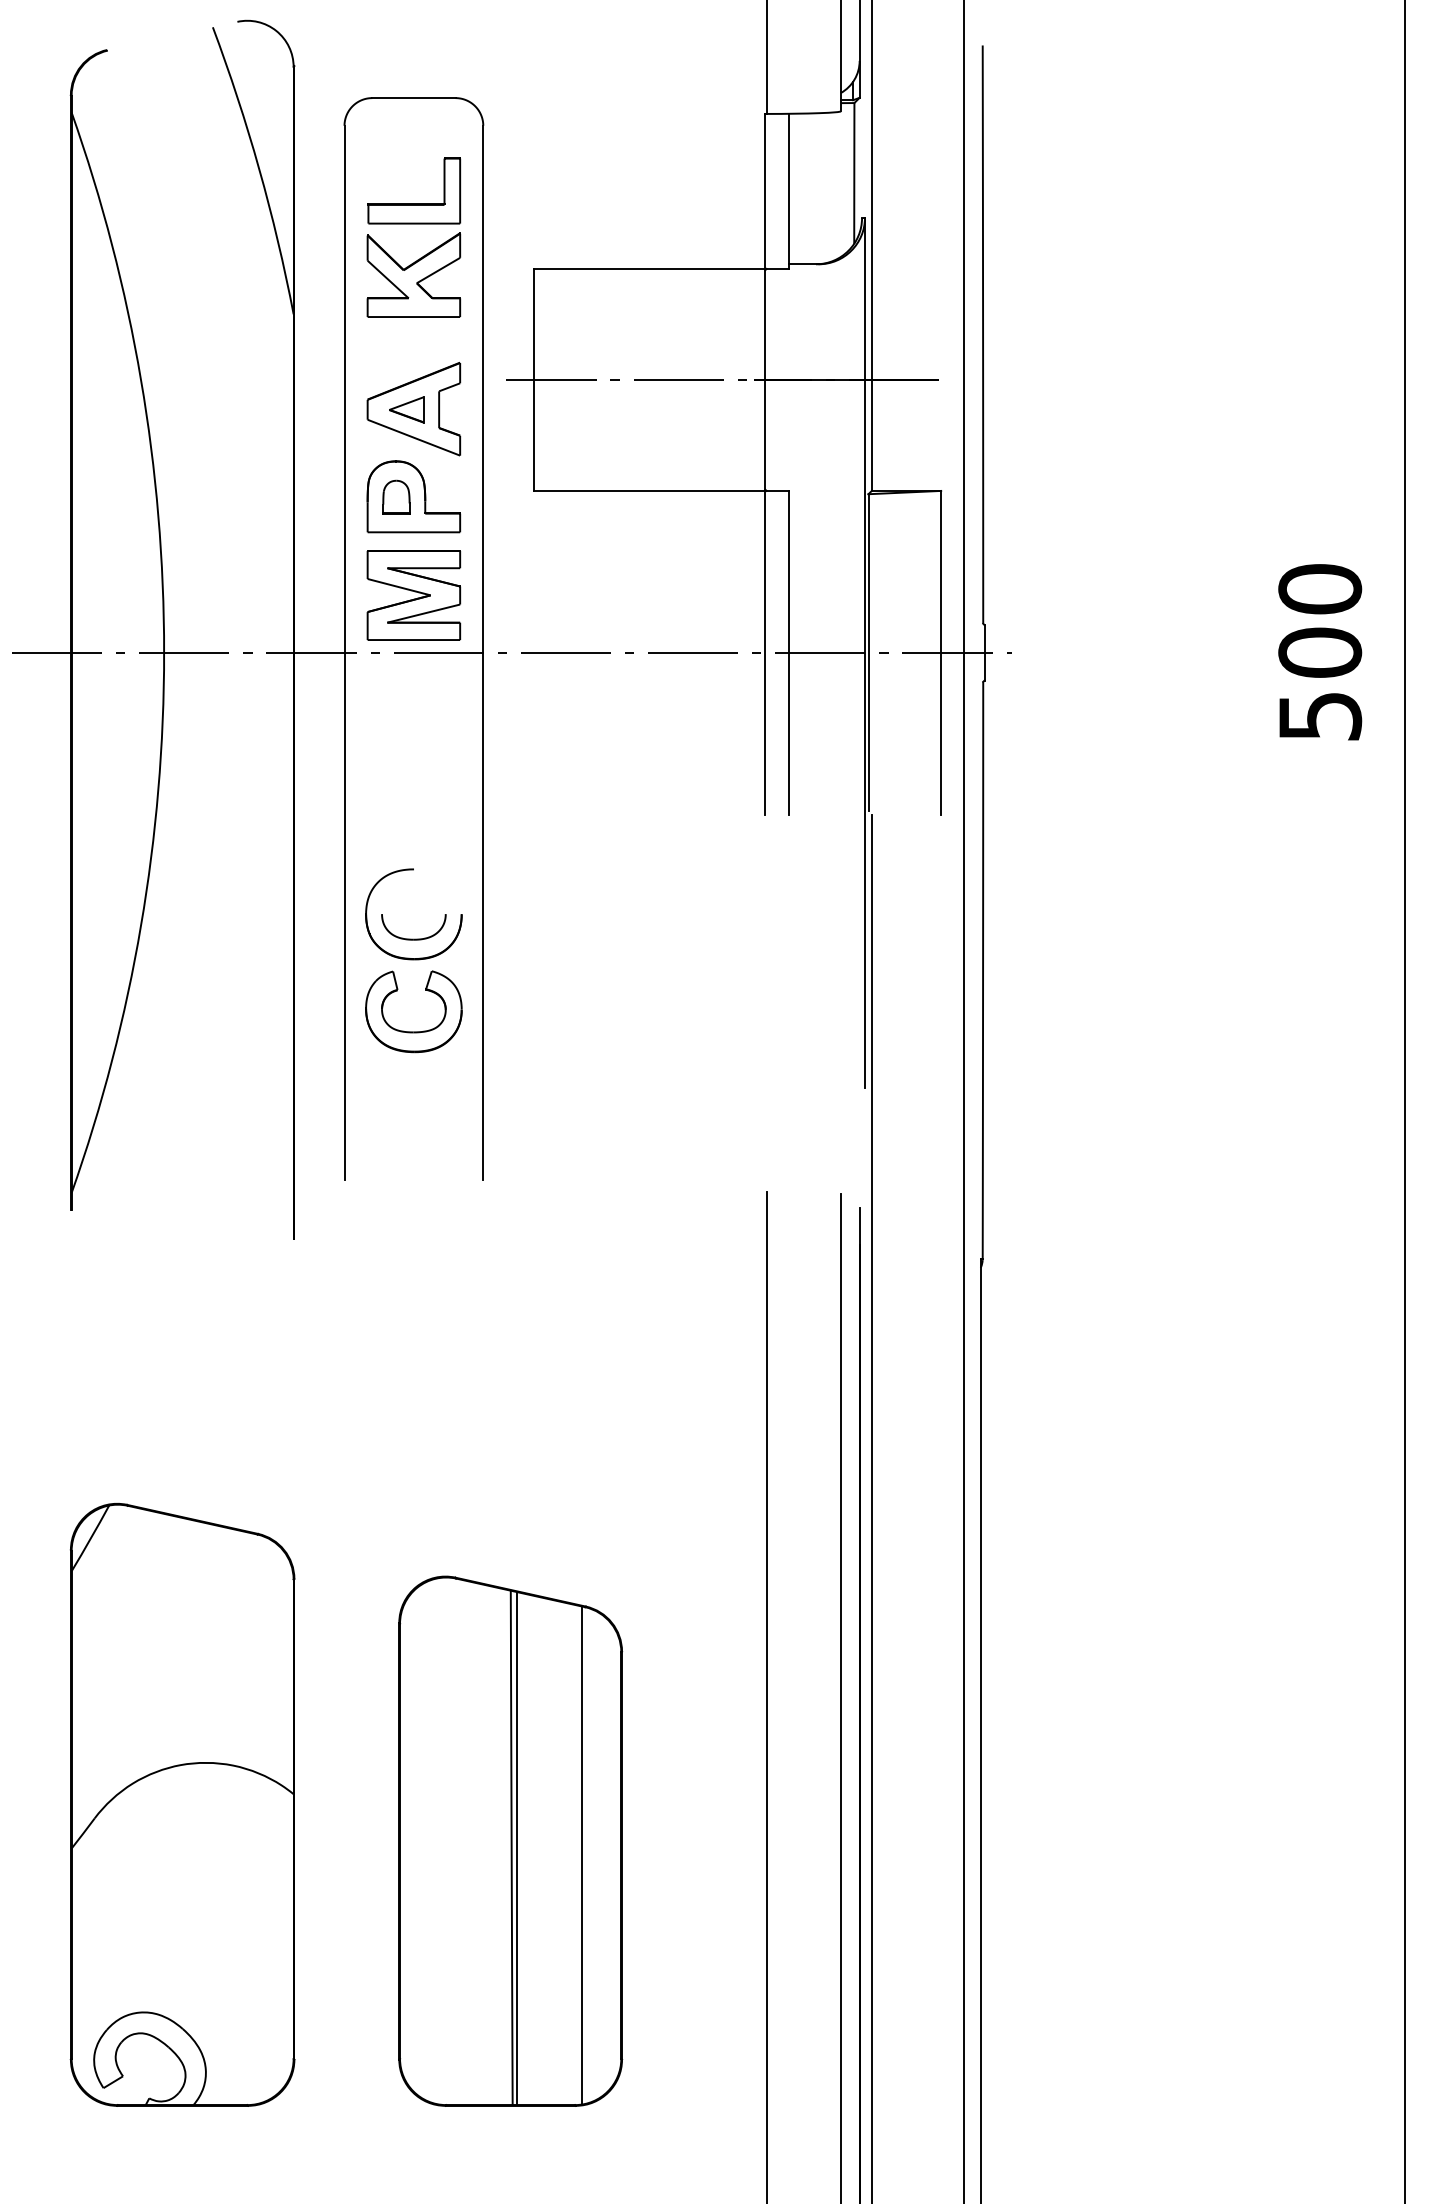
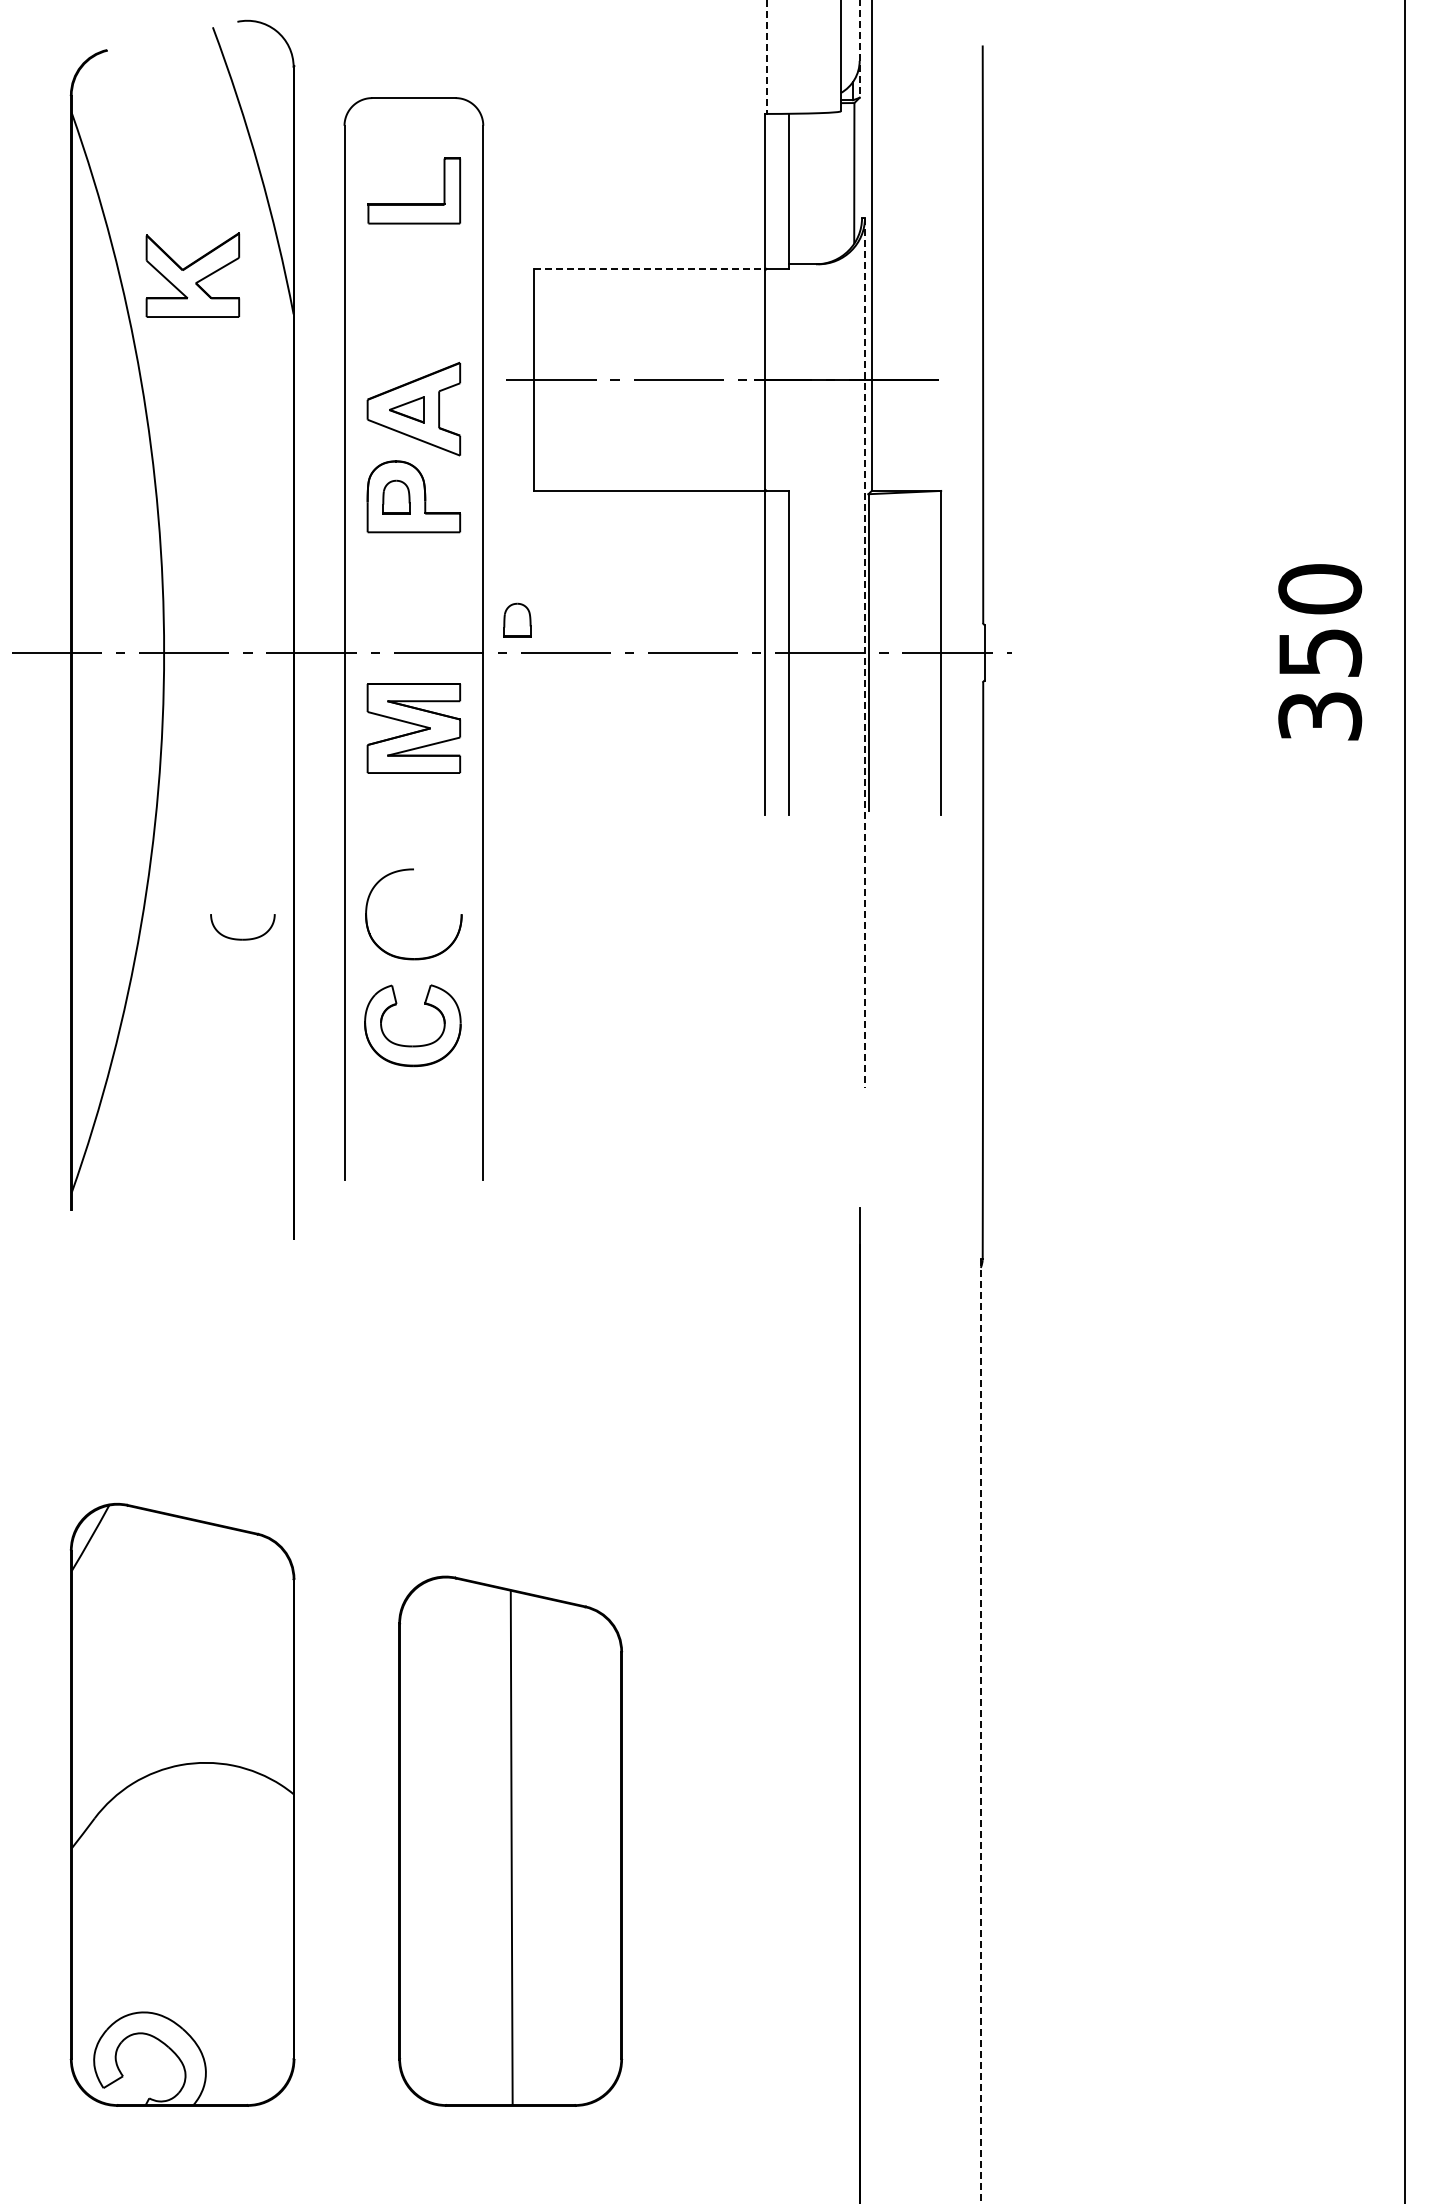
line: solid -> dashed (859, 49)
line: solid -> dashed (766, 57)
line: solid -> dashed (649, 268)
part position: (413, 274) -> (192, 274) (192, 274)
part position: (413, 595) -> (413, 728) (413, 728)
part: none -> present (517, 619)
line: solid -> dashed (864, 652)
text: 500 -> 350 (1320, 683)
part position: (413, 938) -> (242, 938) (242, 938)
part position: (413, 1031) -> (412, 1045) (412, 1045)
line: present -> none (964, 1101)
line: present -> none (871, 1507)
line: present -> none (766, 1695)
line: present -> none (840, 1697)
line: solid -> dashed (980, 1730)
line: present -> none (517, 1848)
line: present -> none (582, 1855)
